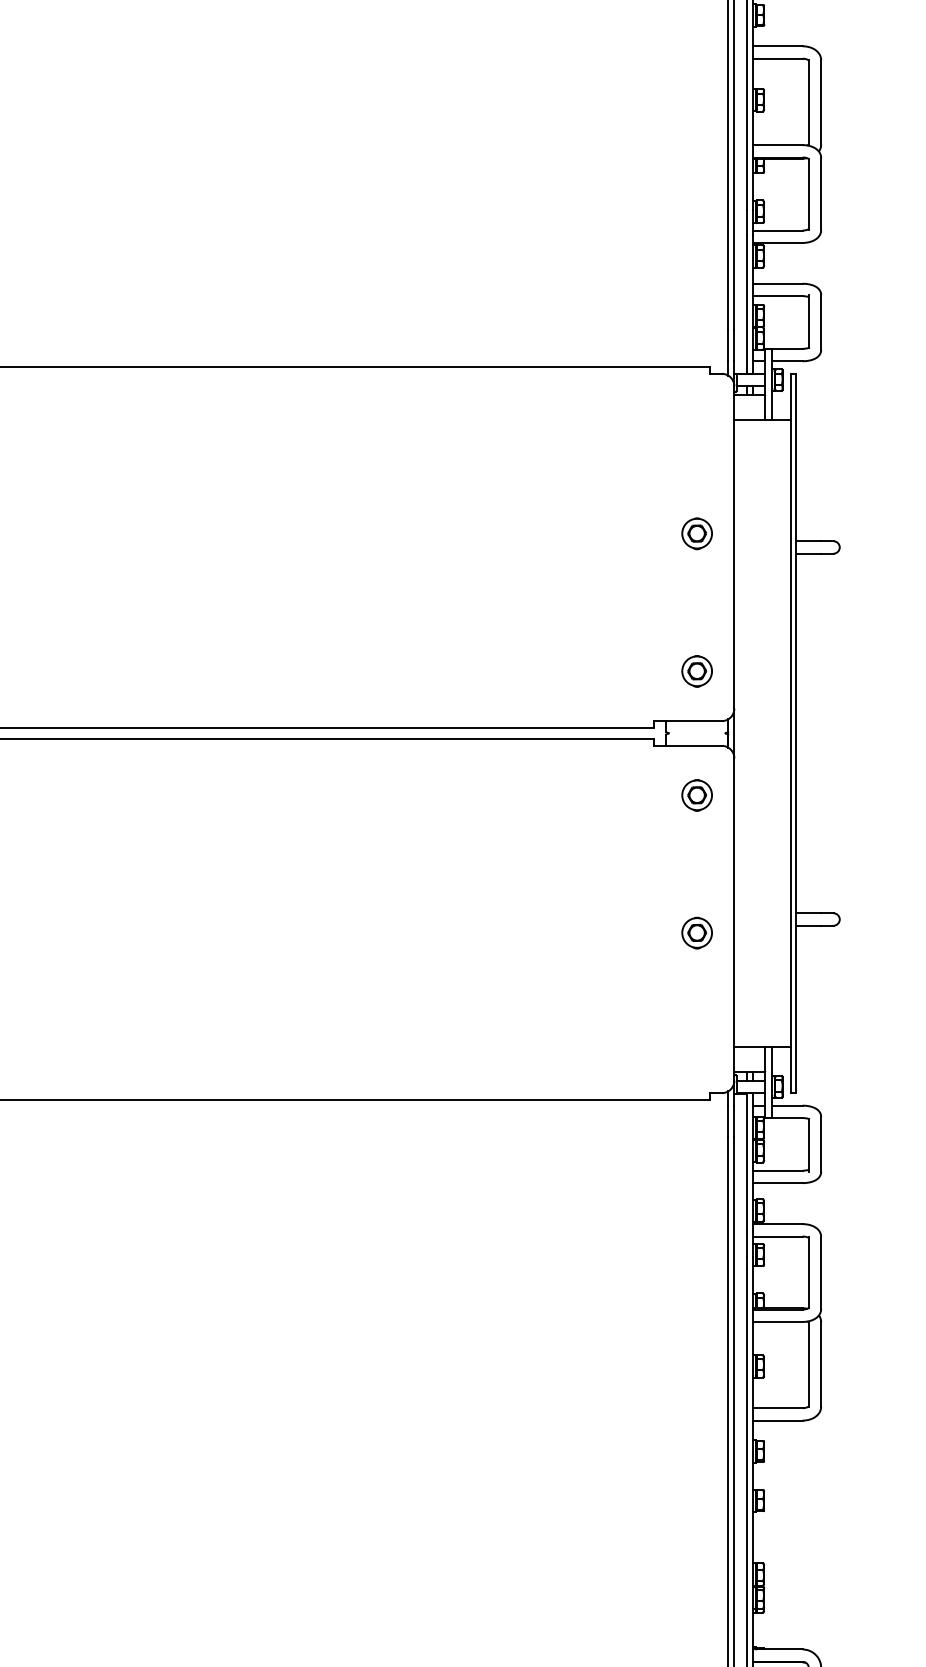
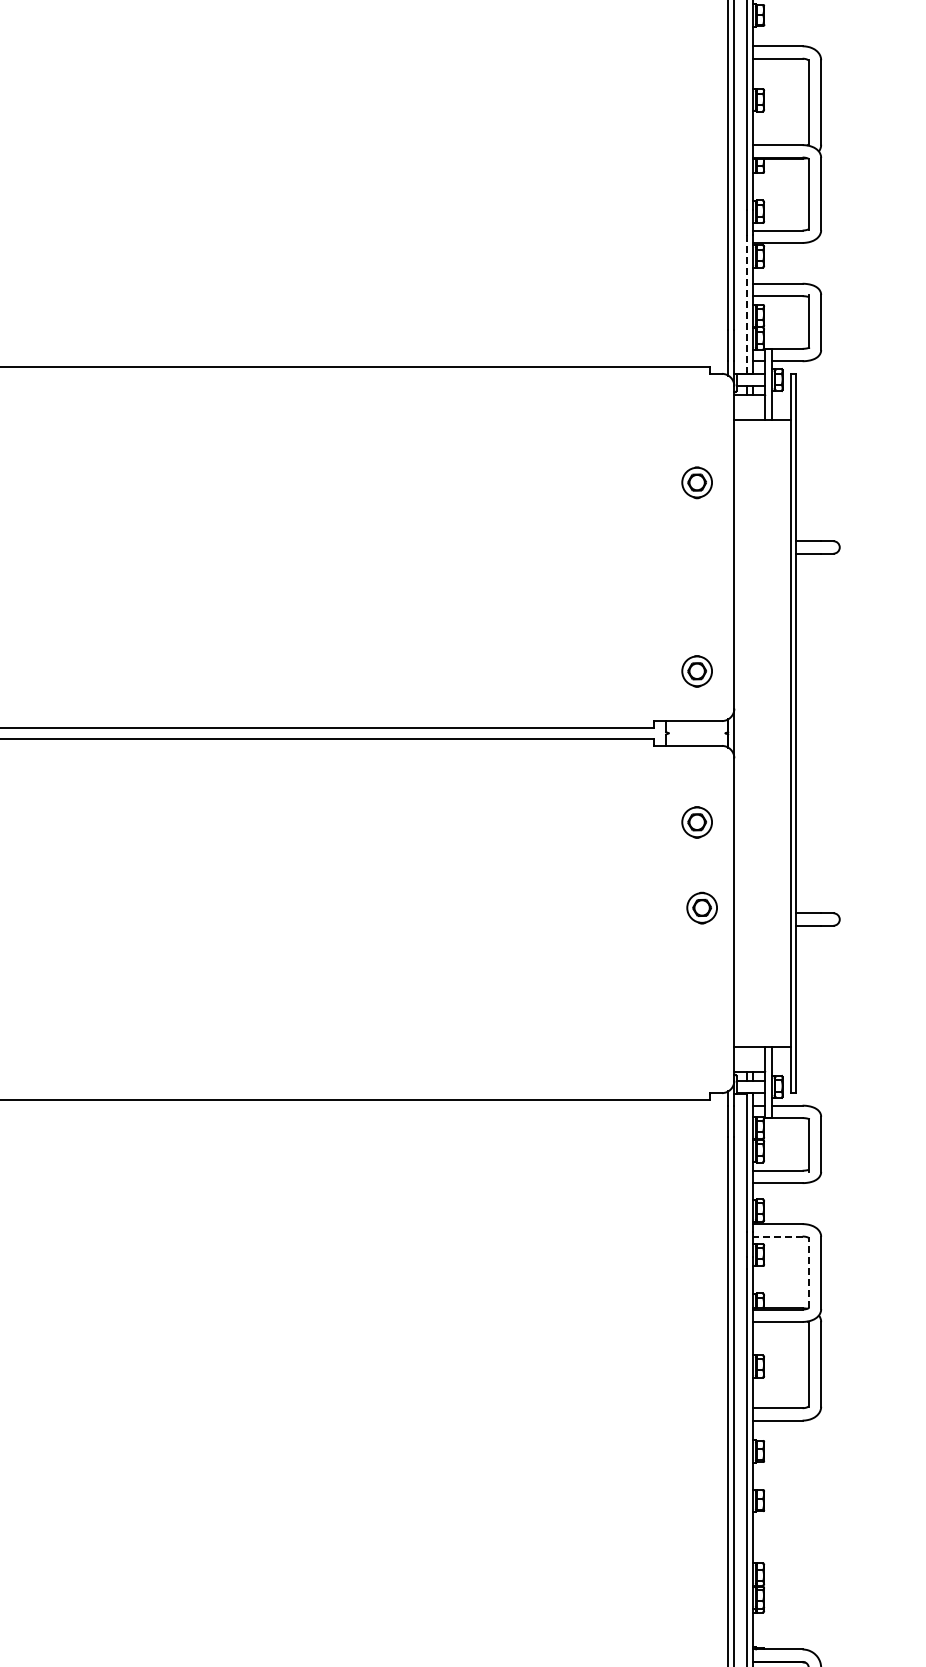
line: solid -> dashed (746, 303)
part position: (696, 533) -> (696, 482) (696, 482)
part position: (696, 795) -> (696, 822) (696, 822)
part position: (696, 932) -> (701, 907) (701, 907)
line: solid -> dashed (777, 1236)
line: solid -> dashed (808, 1272)
